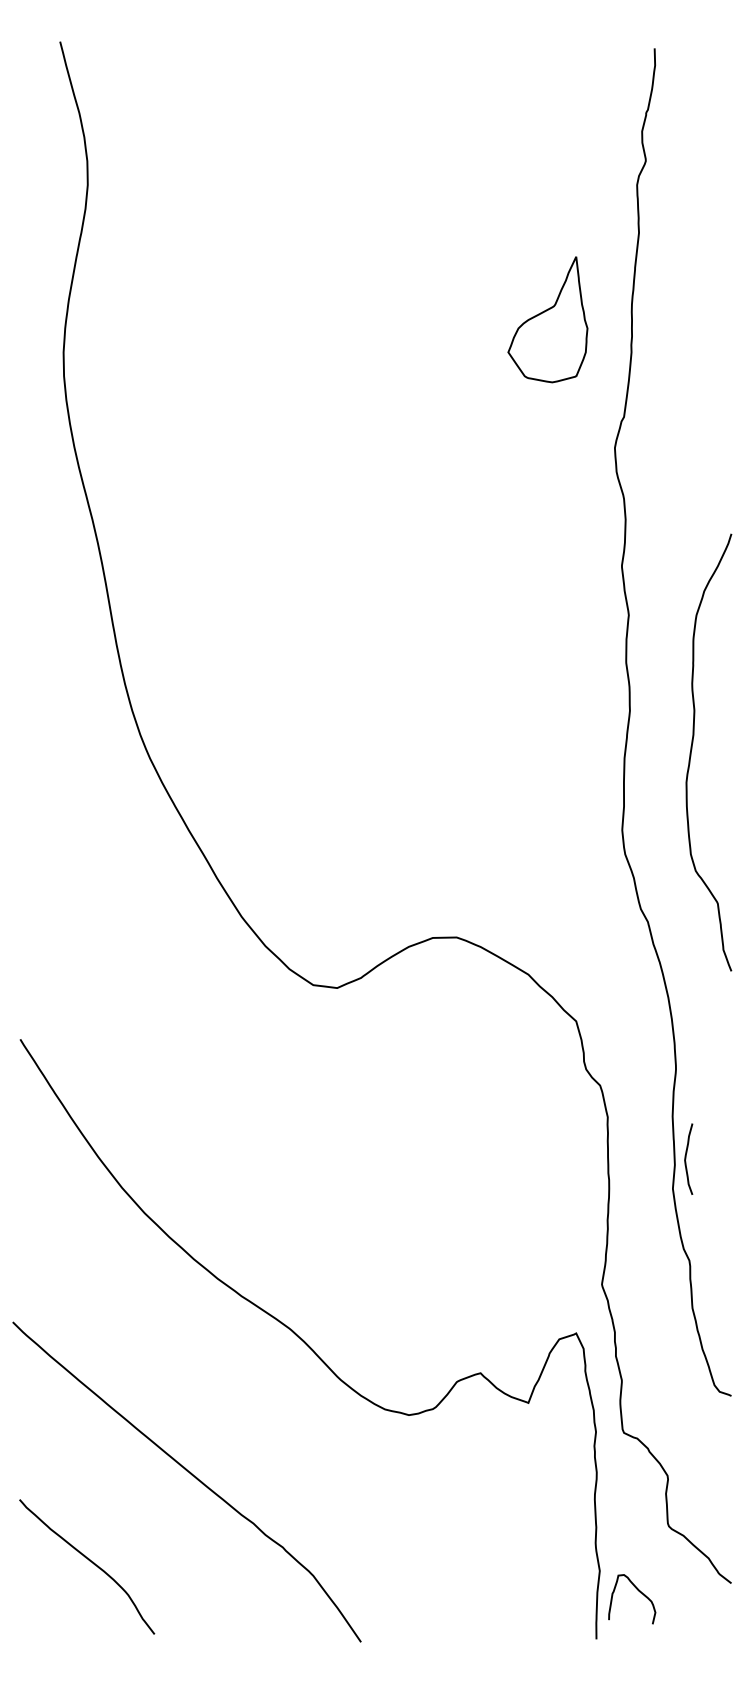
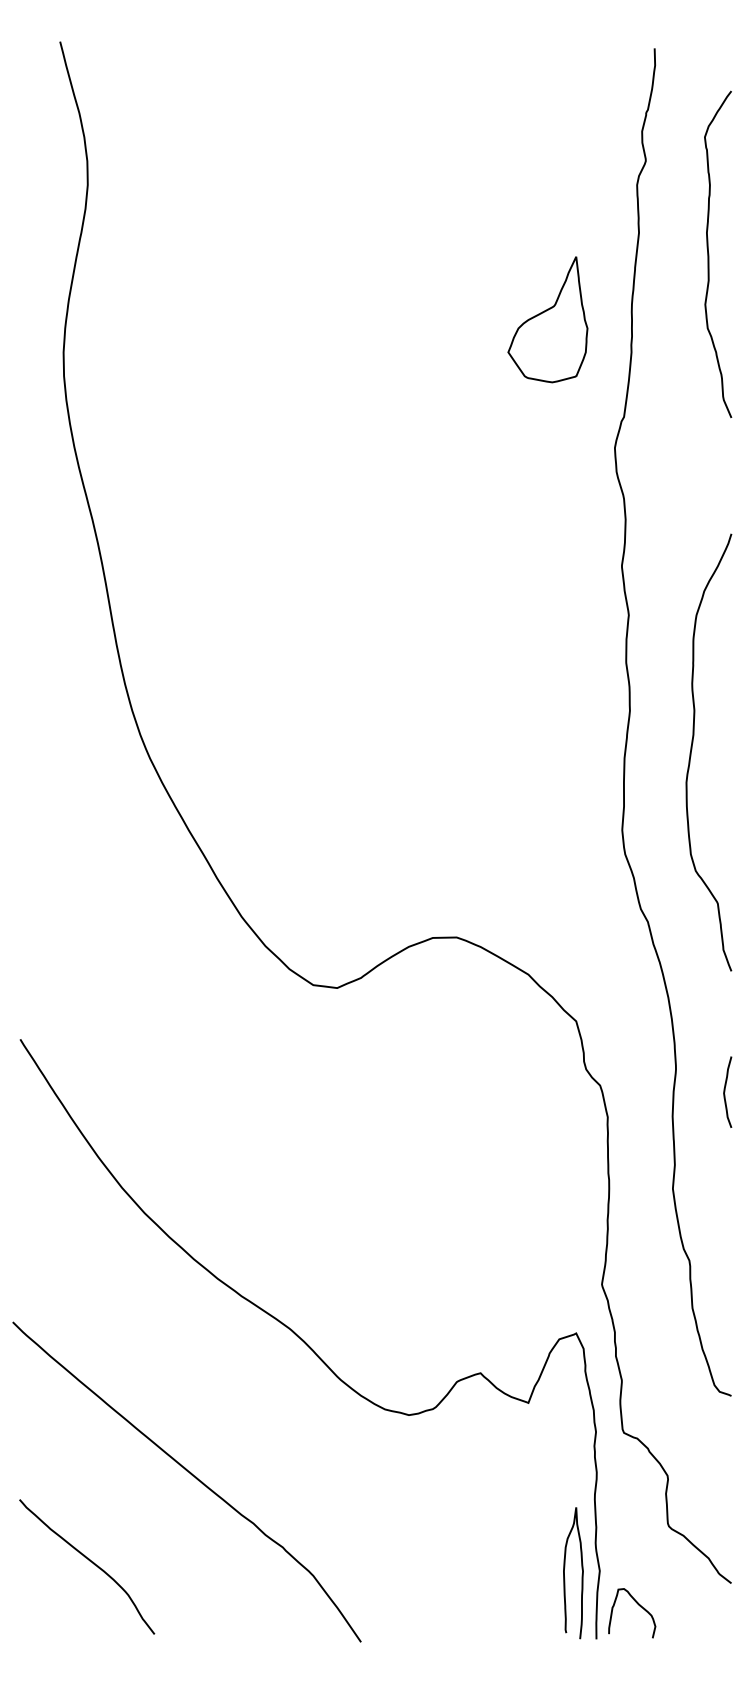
curve: none -> present (709, 254)
curve position: (686, 1158) -> (725, 1091) (725, 1091)
curve: none -> present (581, 1574)
curve position: (639, 1592) -> (639, 1606) (639, 1606)
